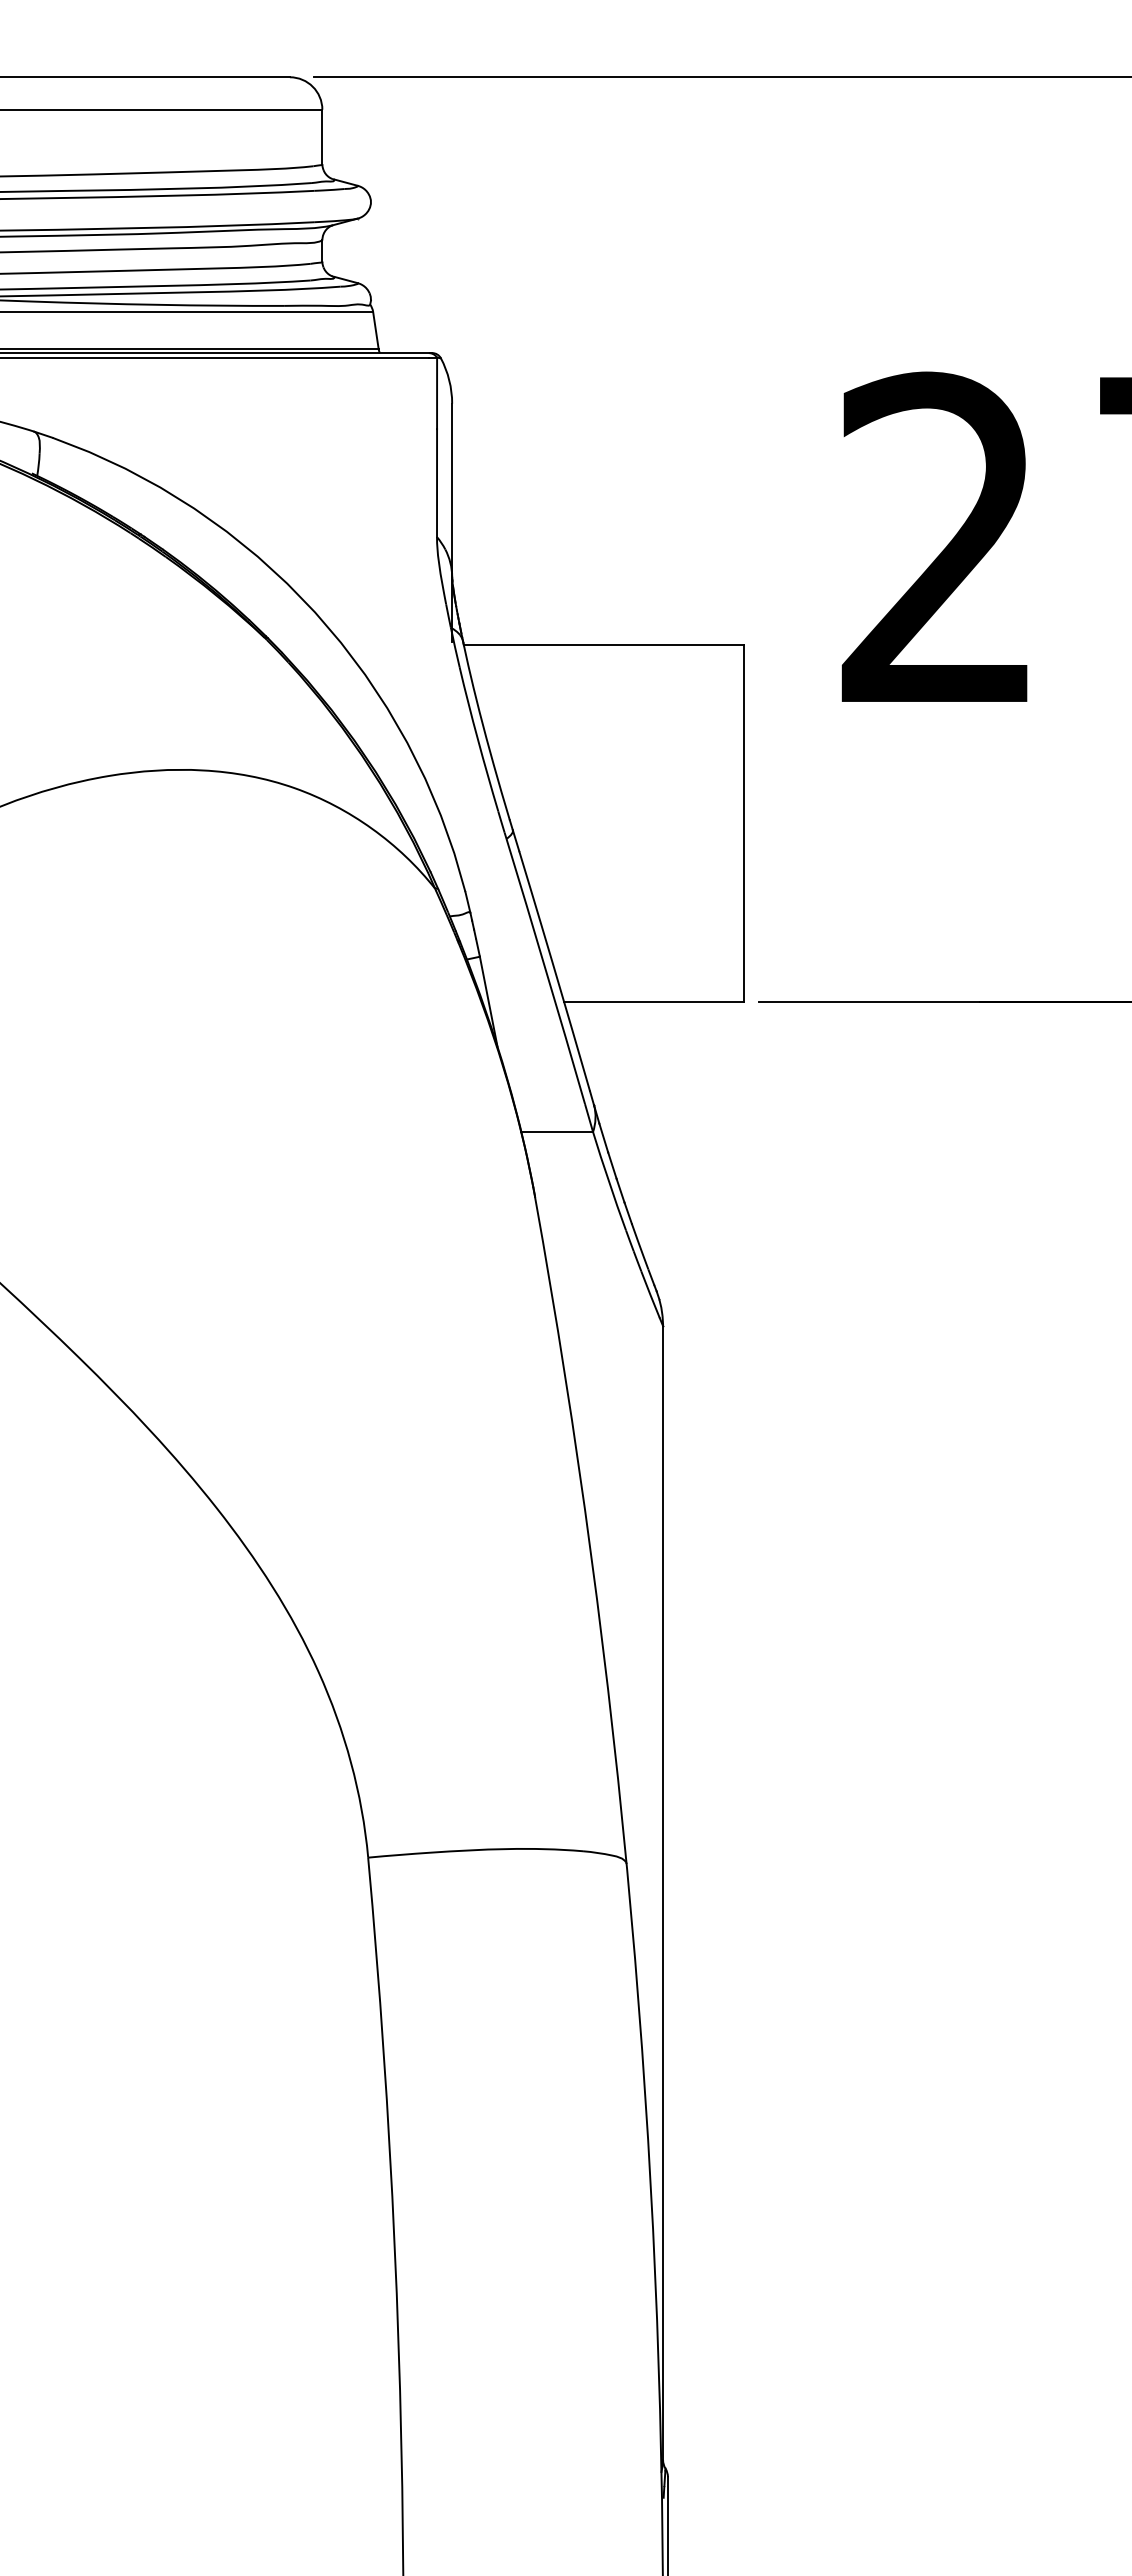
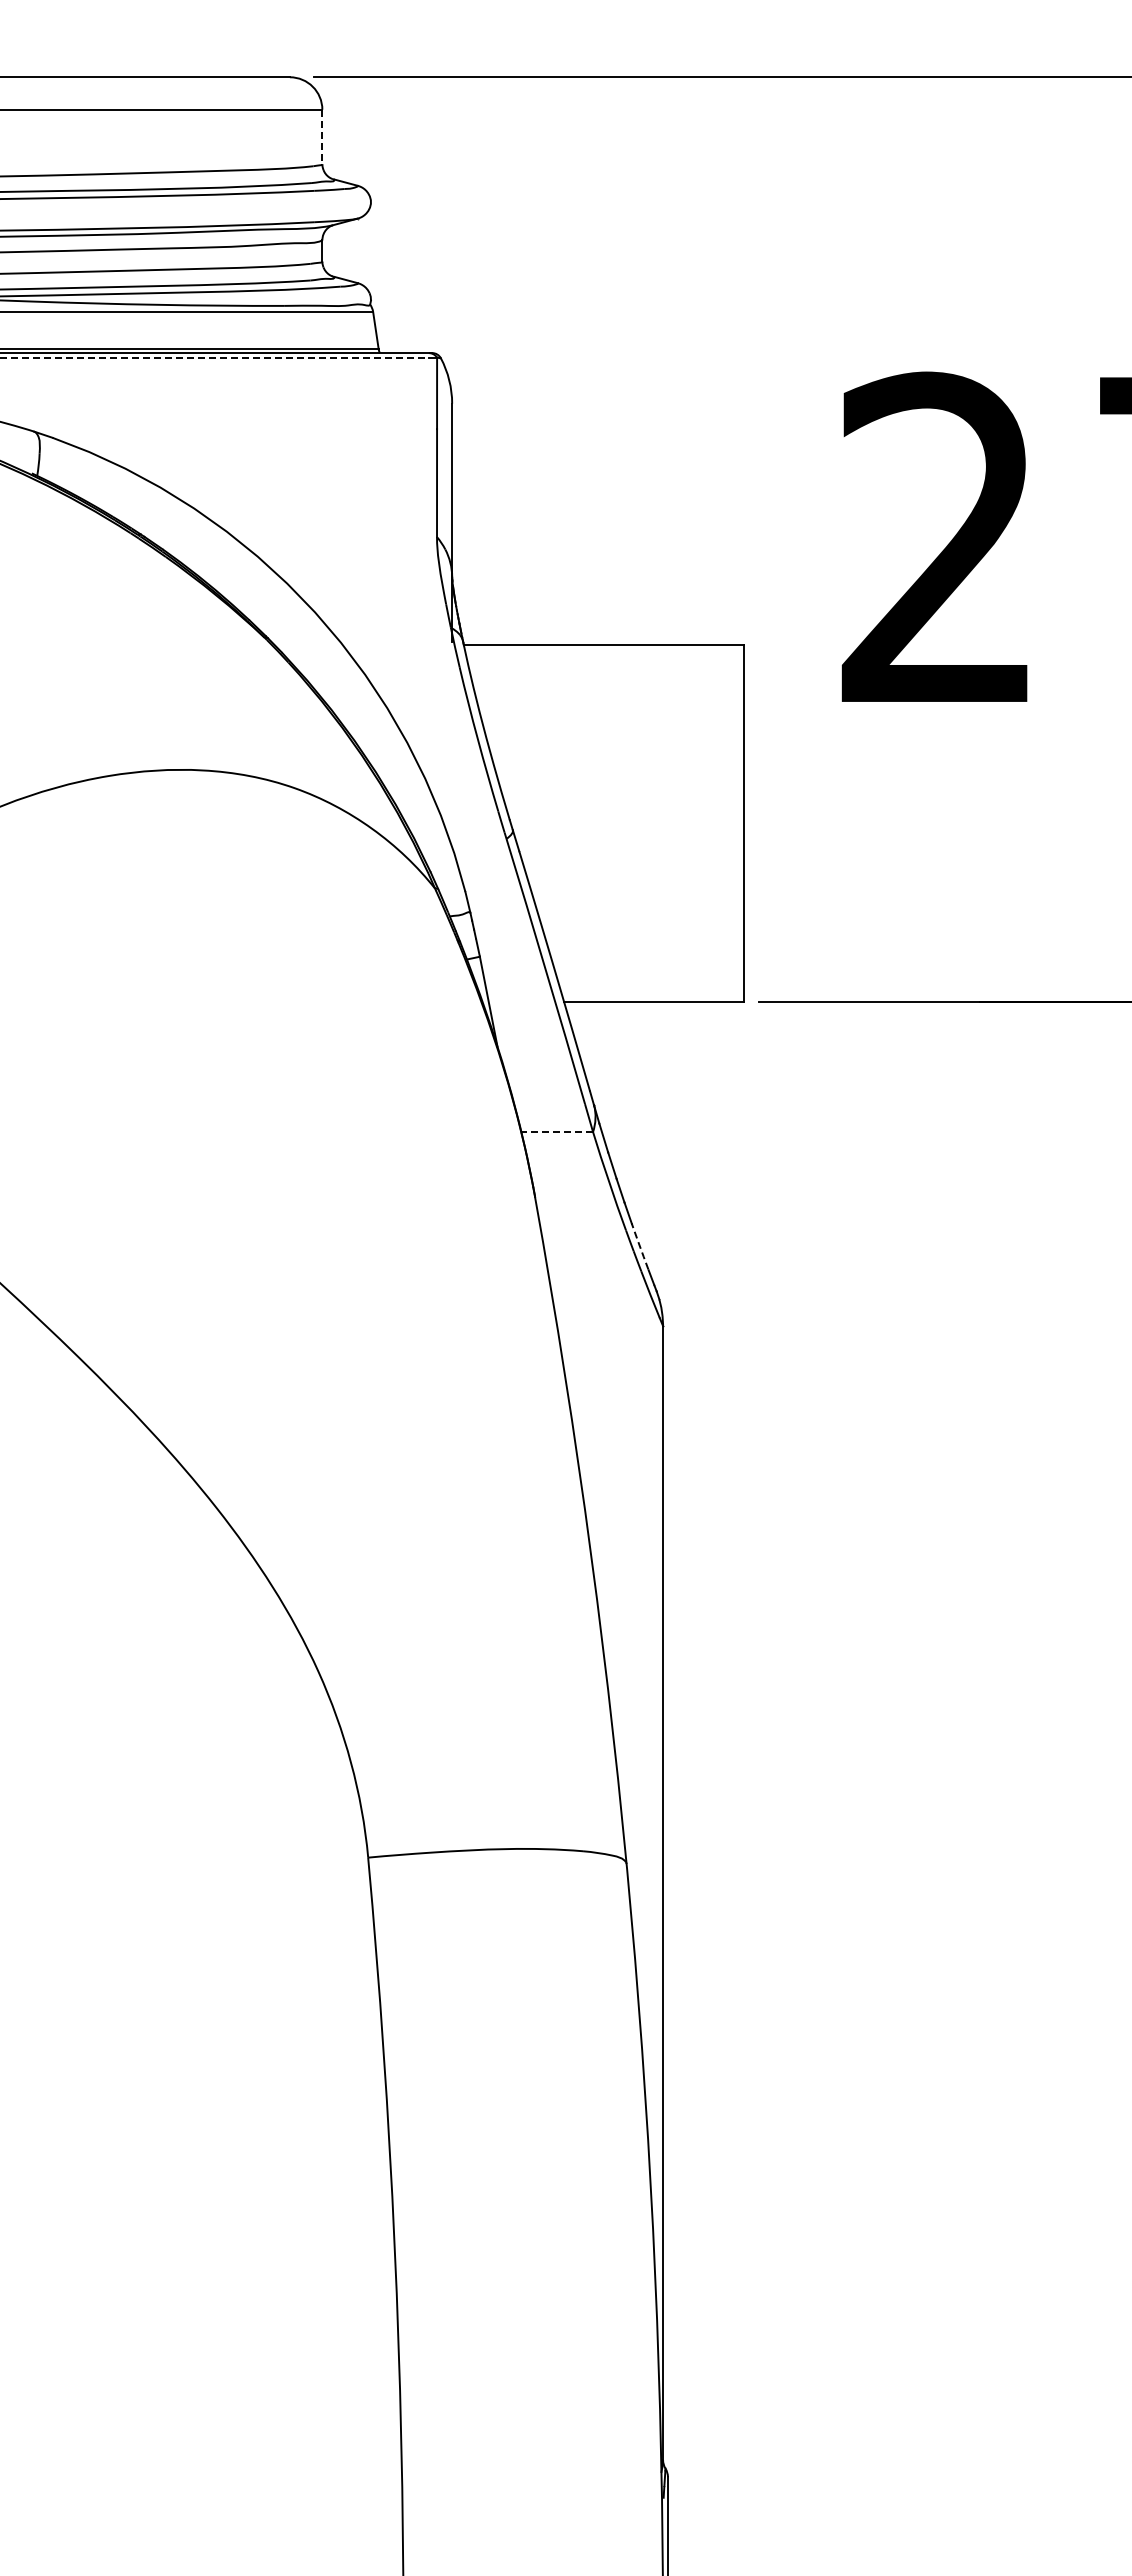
line: solid -> dashed (322, 137)
line: solid -> dashed (215, 357)
line: solid -> dashed (557, 1132)
line: solid -> dashed (639, 1246)
